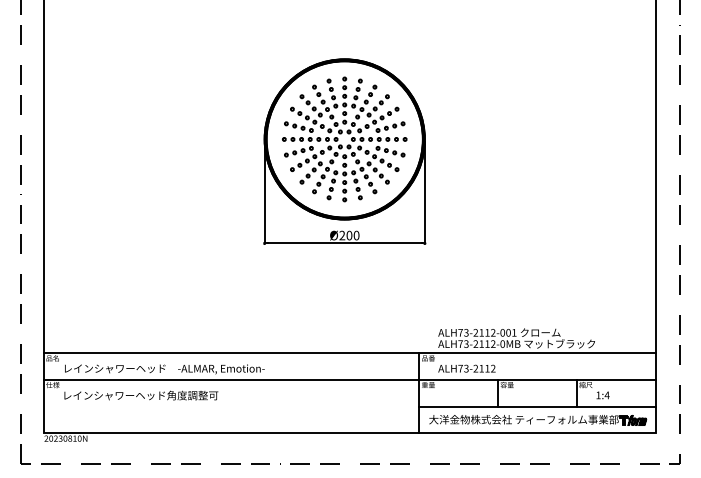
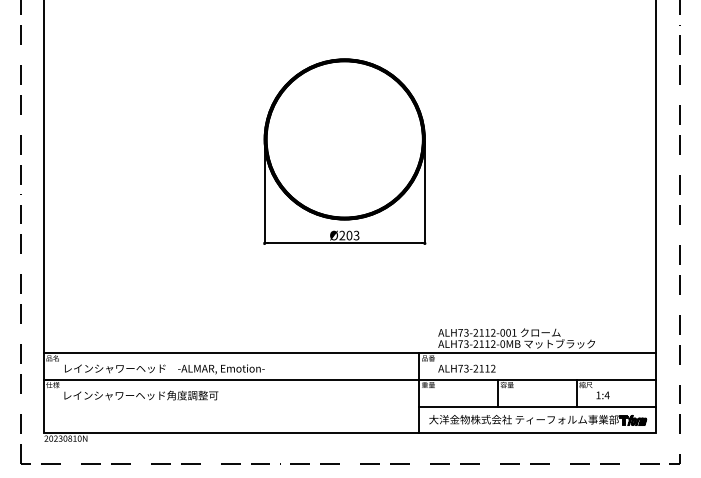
part: present -> none (344, 139)
text: Ø200 -> Ø203 (356, 235)
